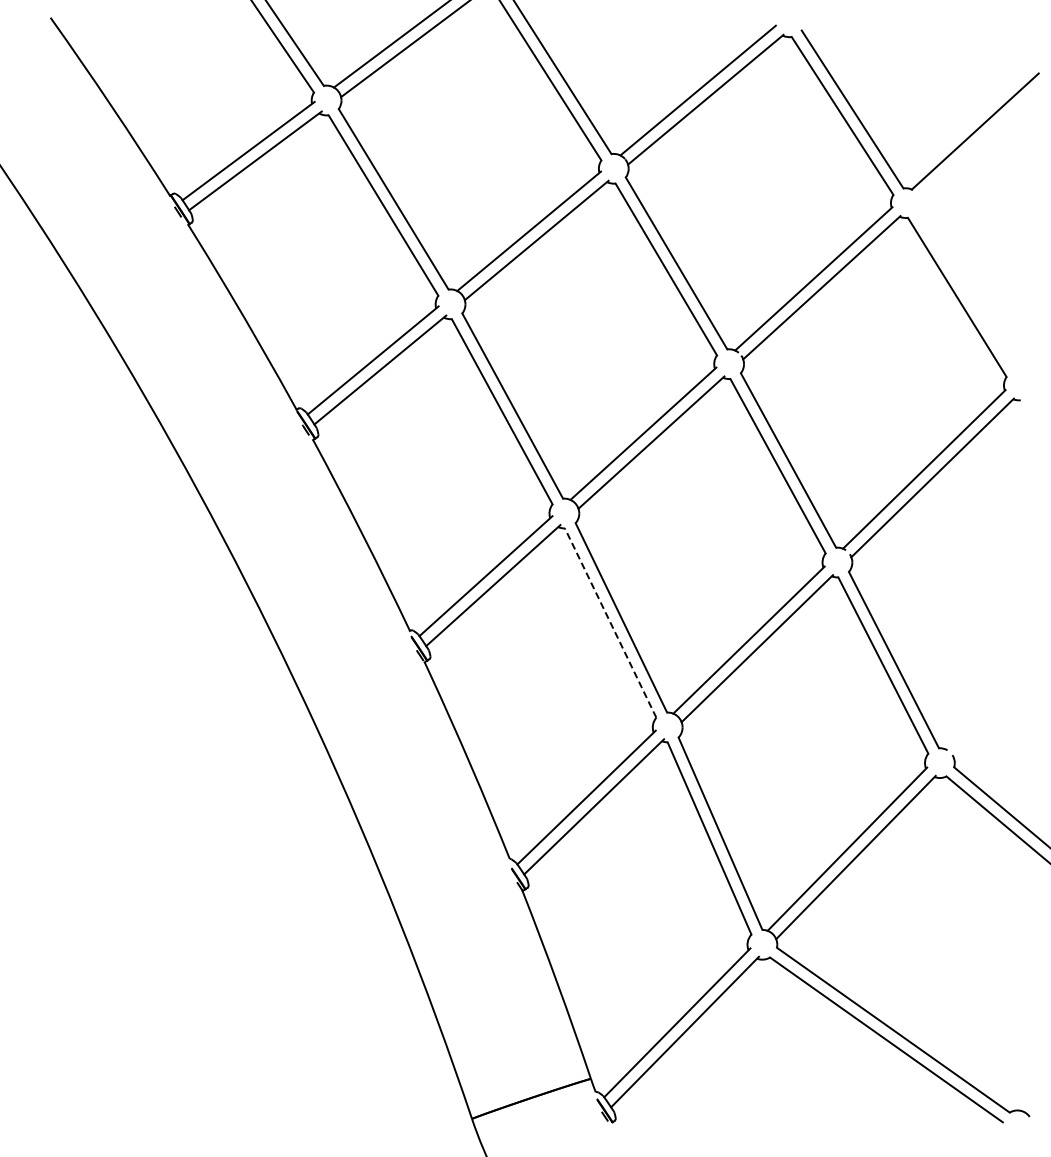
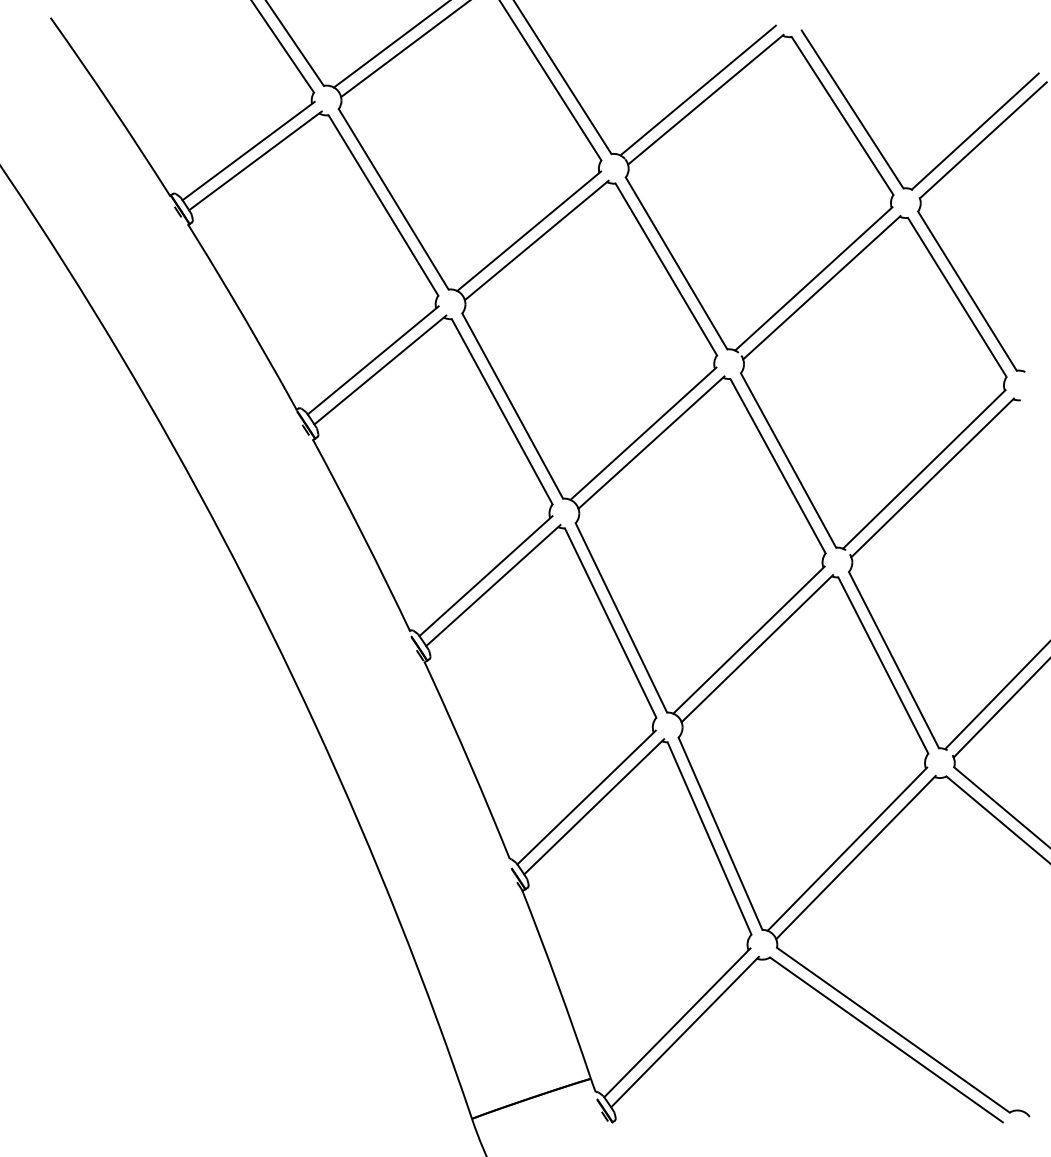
part: none -> present (942, 248)
line: dashed -> solid (610, 622)
line: none -> present (996, 696)
line: none -> present (1000, 709)
